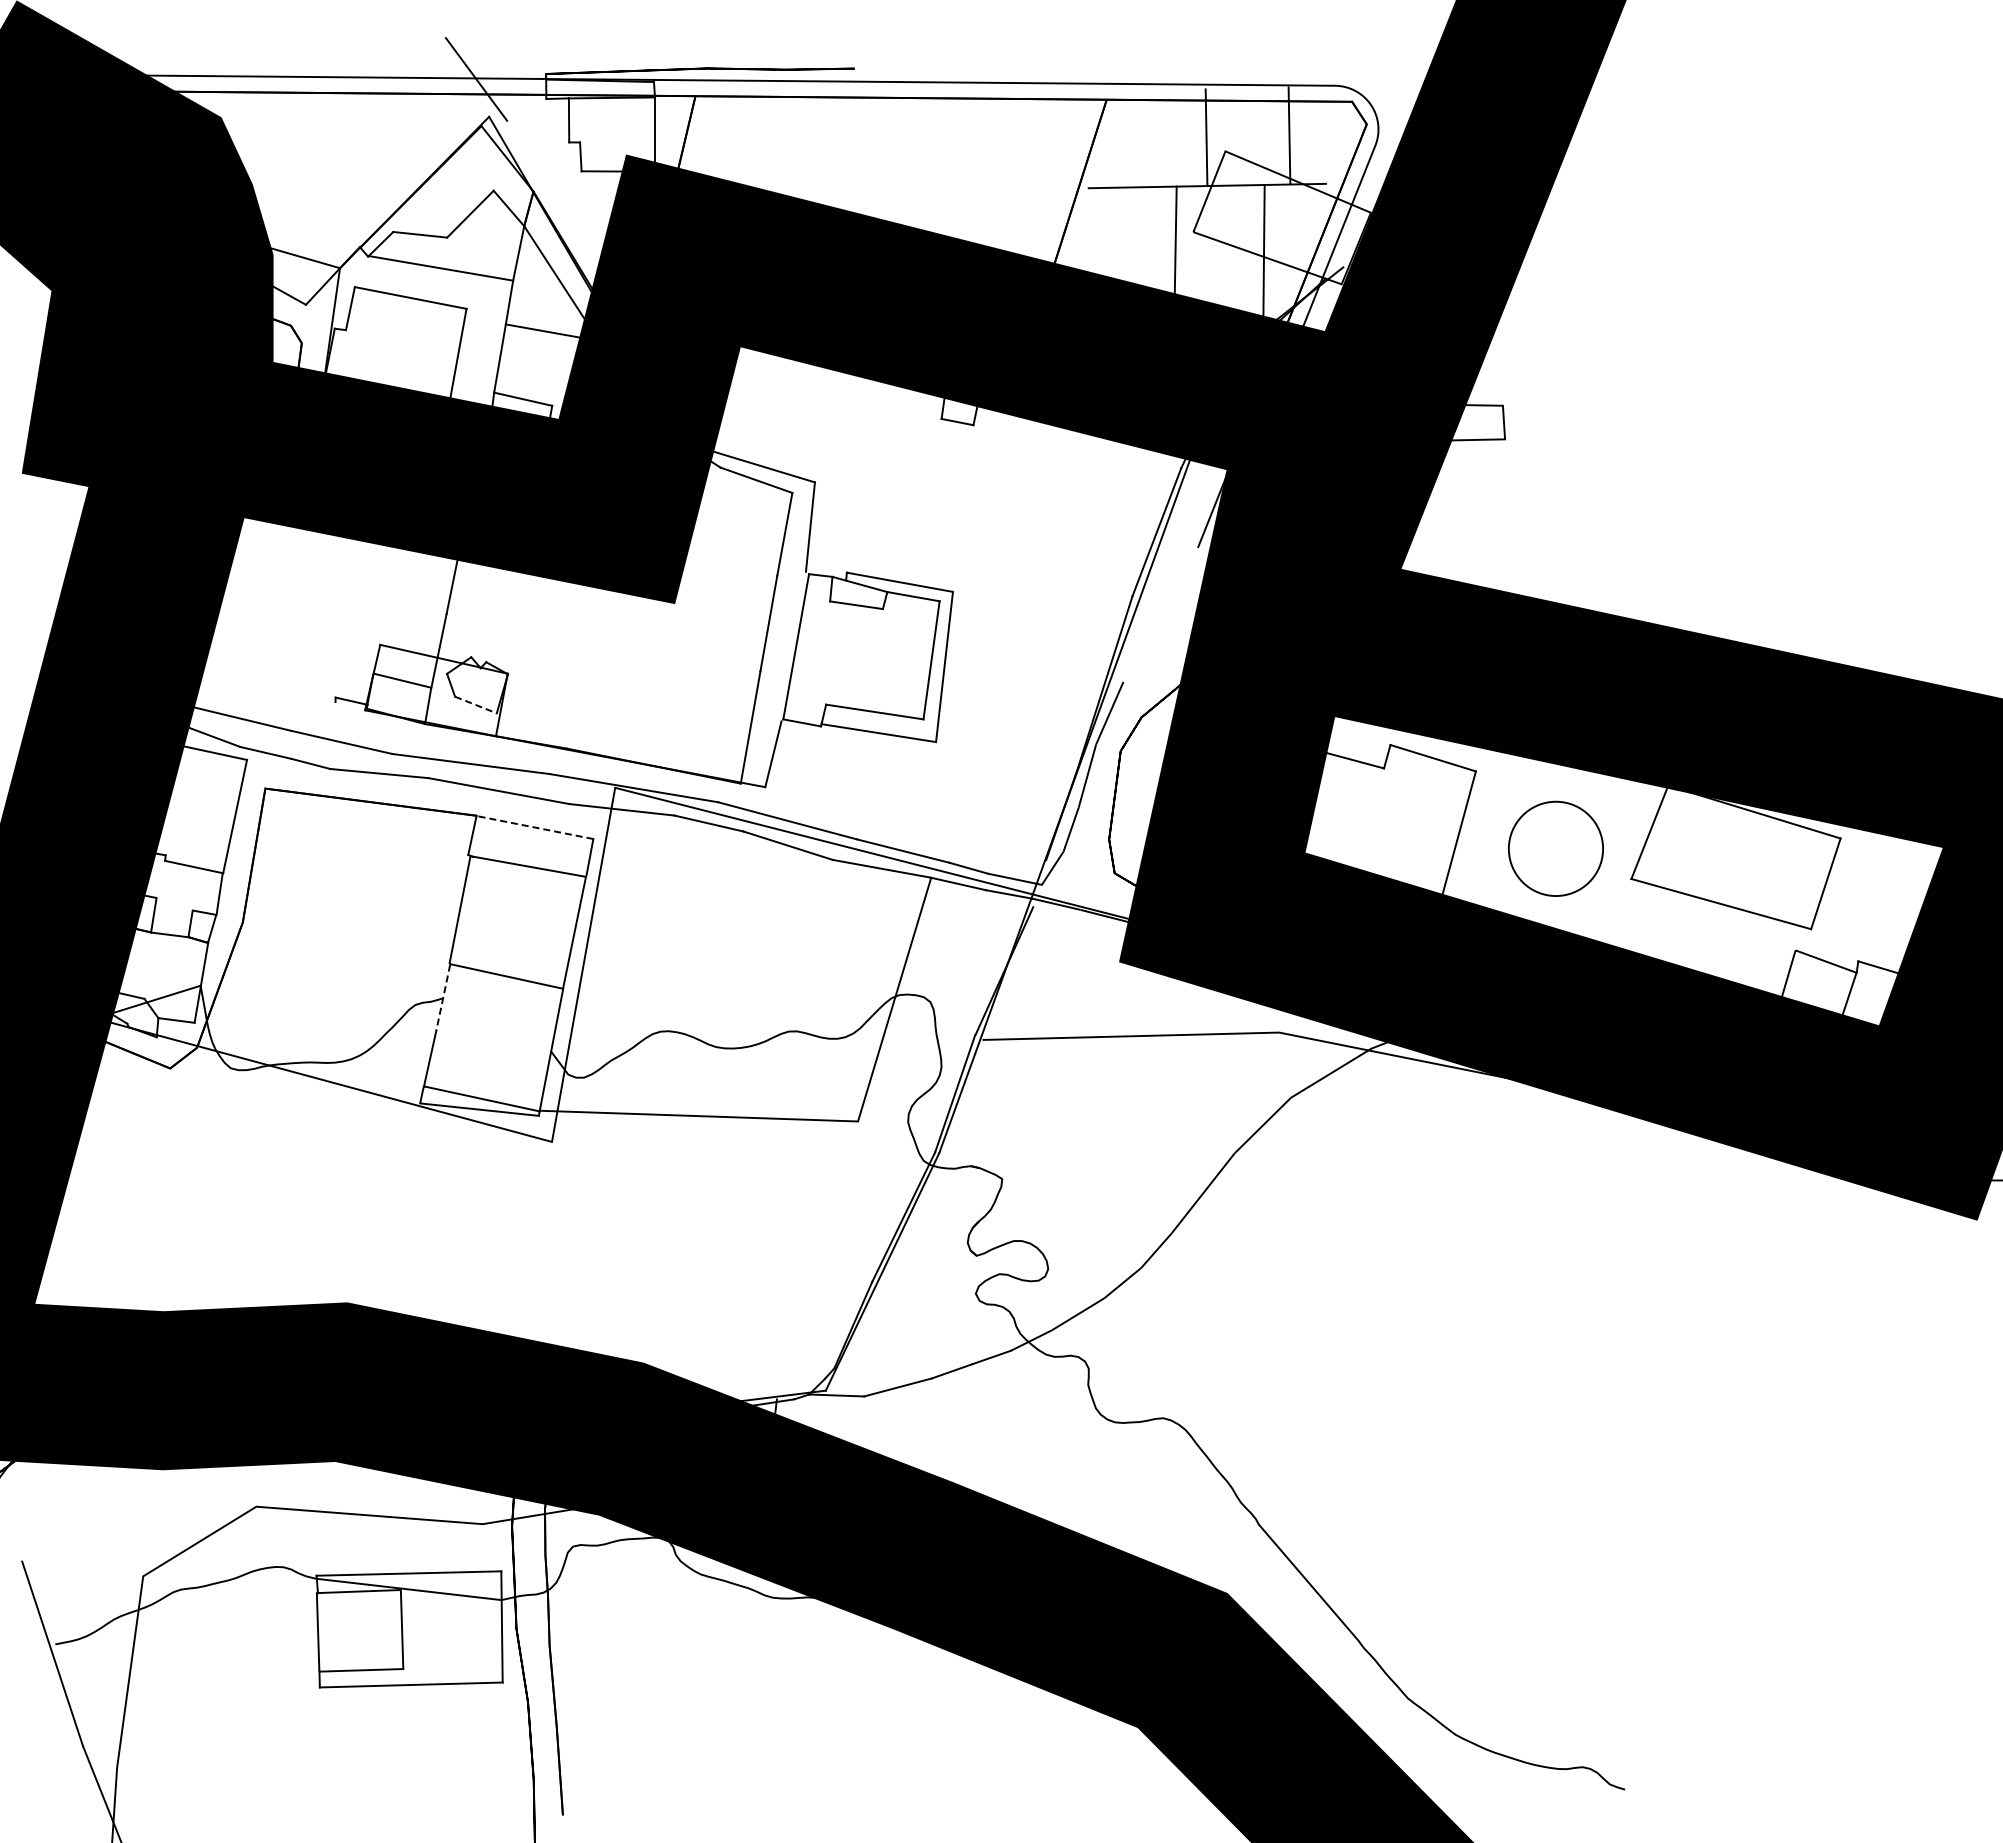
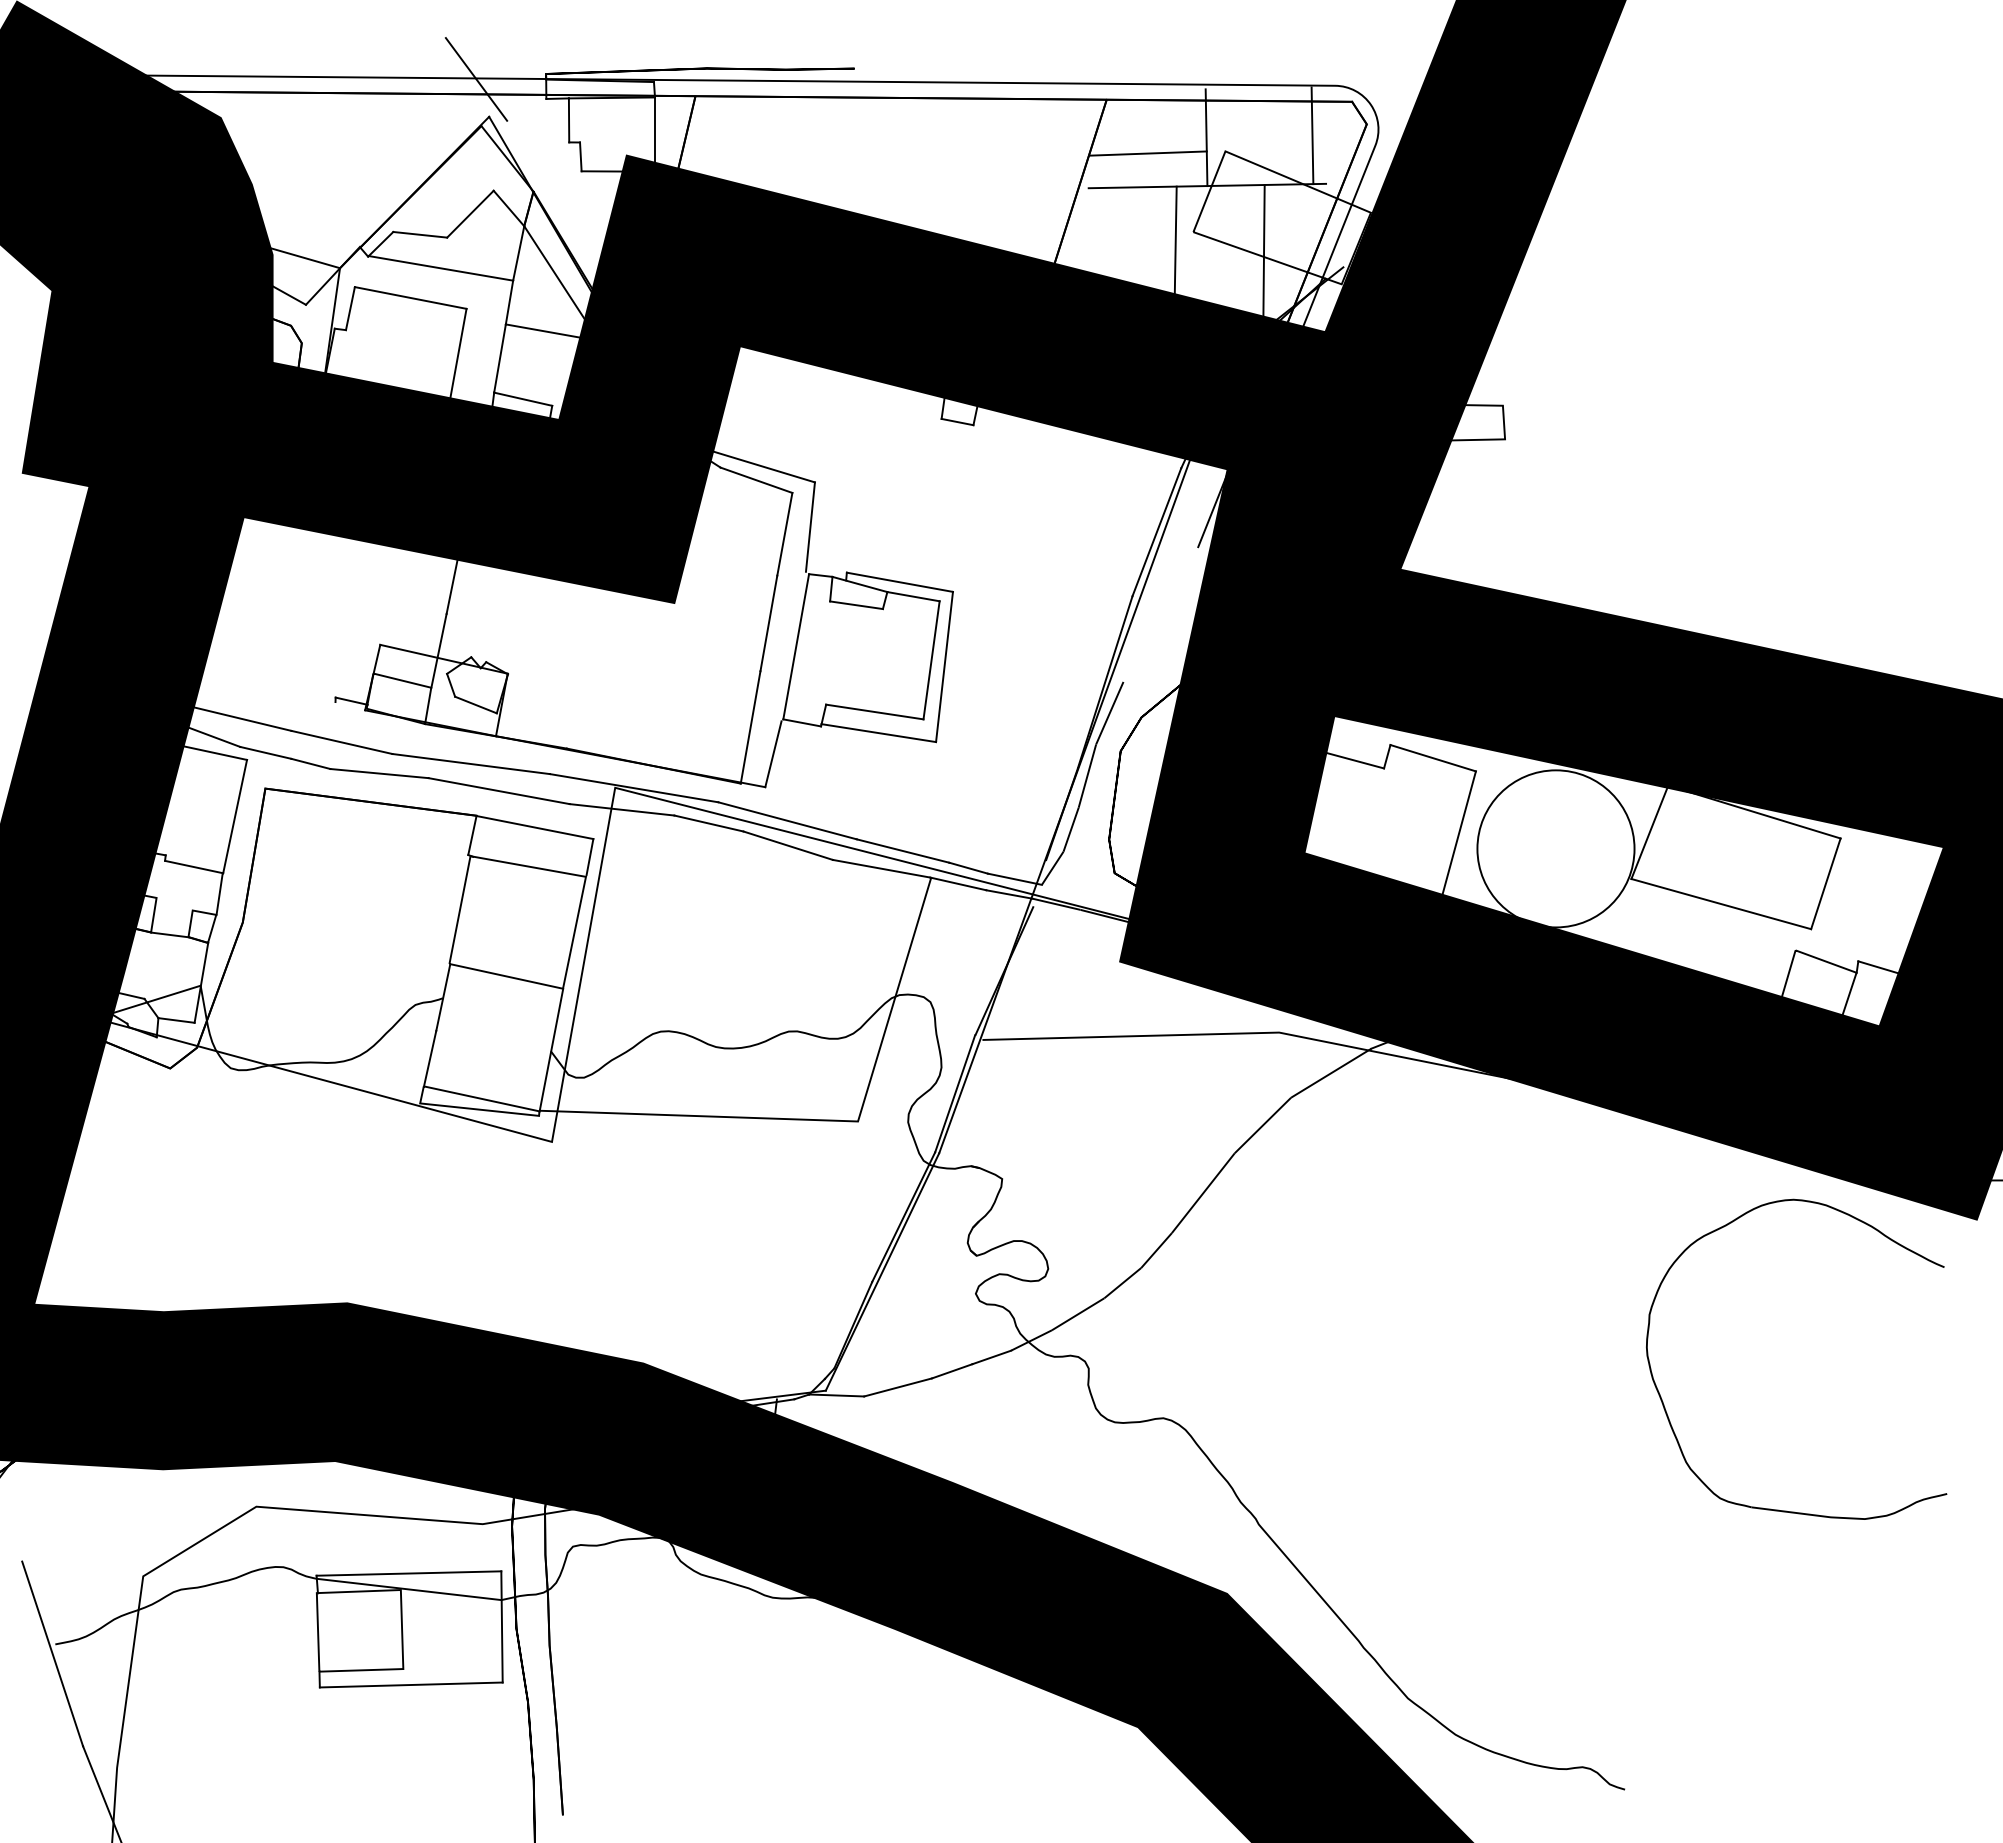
line position: (1289, 135) -> (1312, 135) (1312, 135)
line: none -> present (1147, 153)
line: dashed -> solid (476, 705)
line: dashed -> solid (534, 827)
circle diameter: 94 px -> 157 px (1555, 848)
line: dashed -> solid (443, 997)
part: none -> present (1663, 1401)
